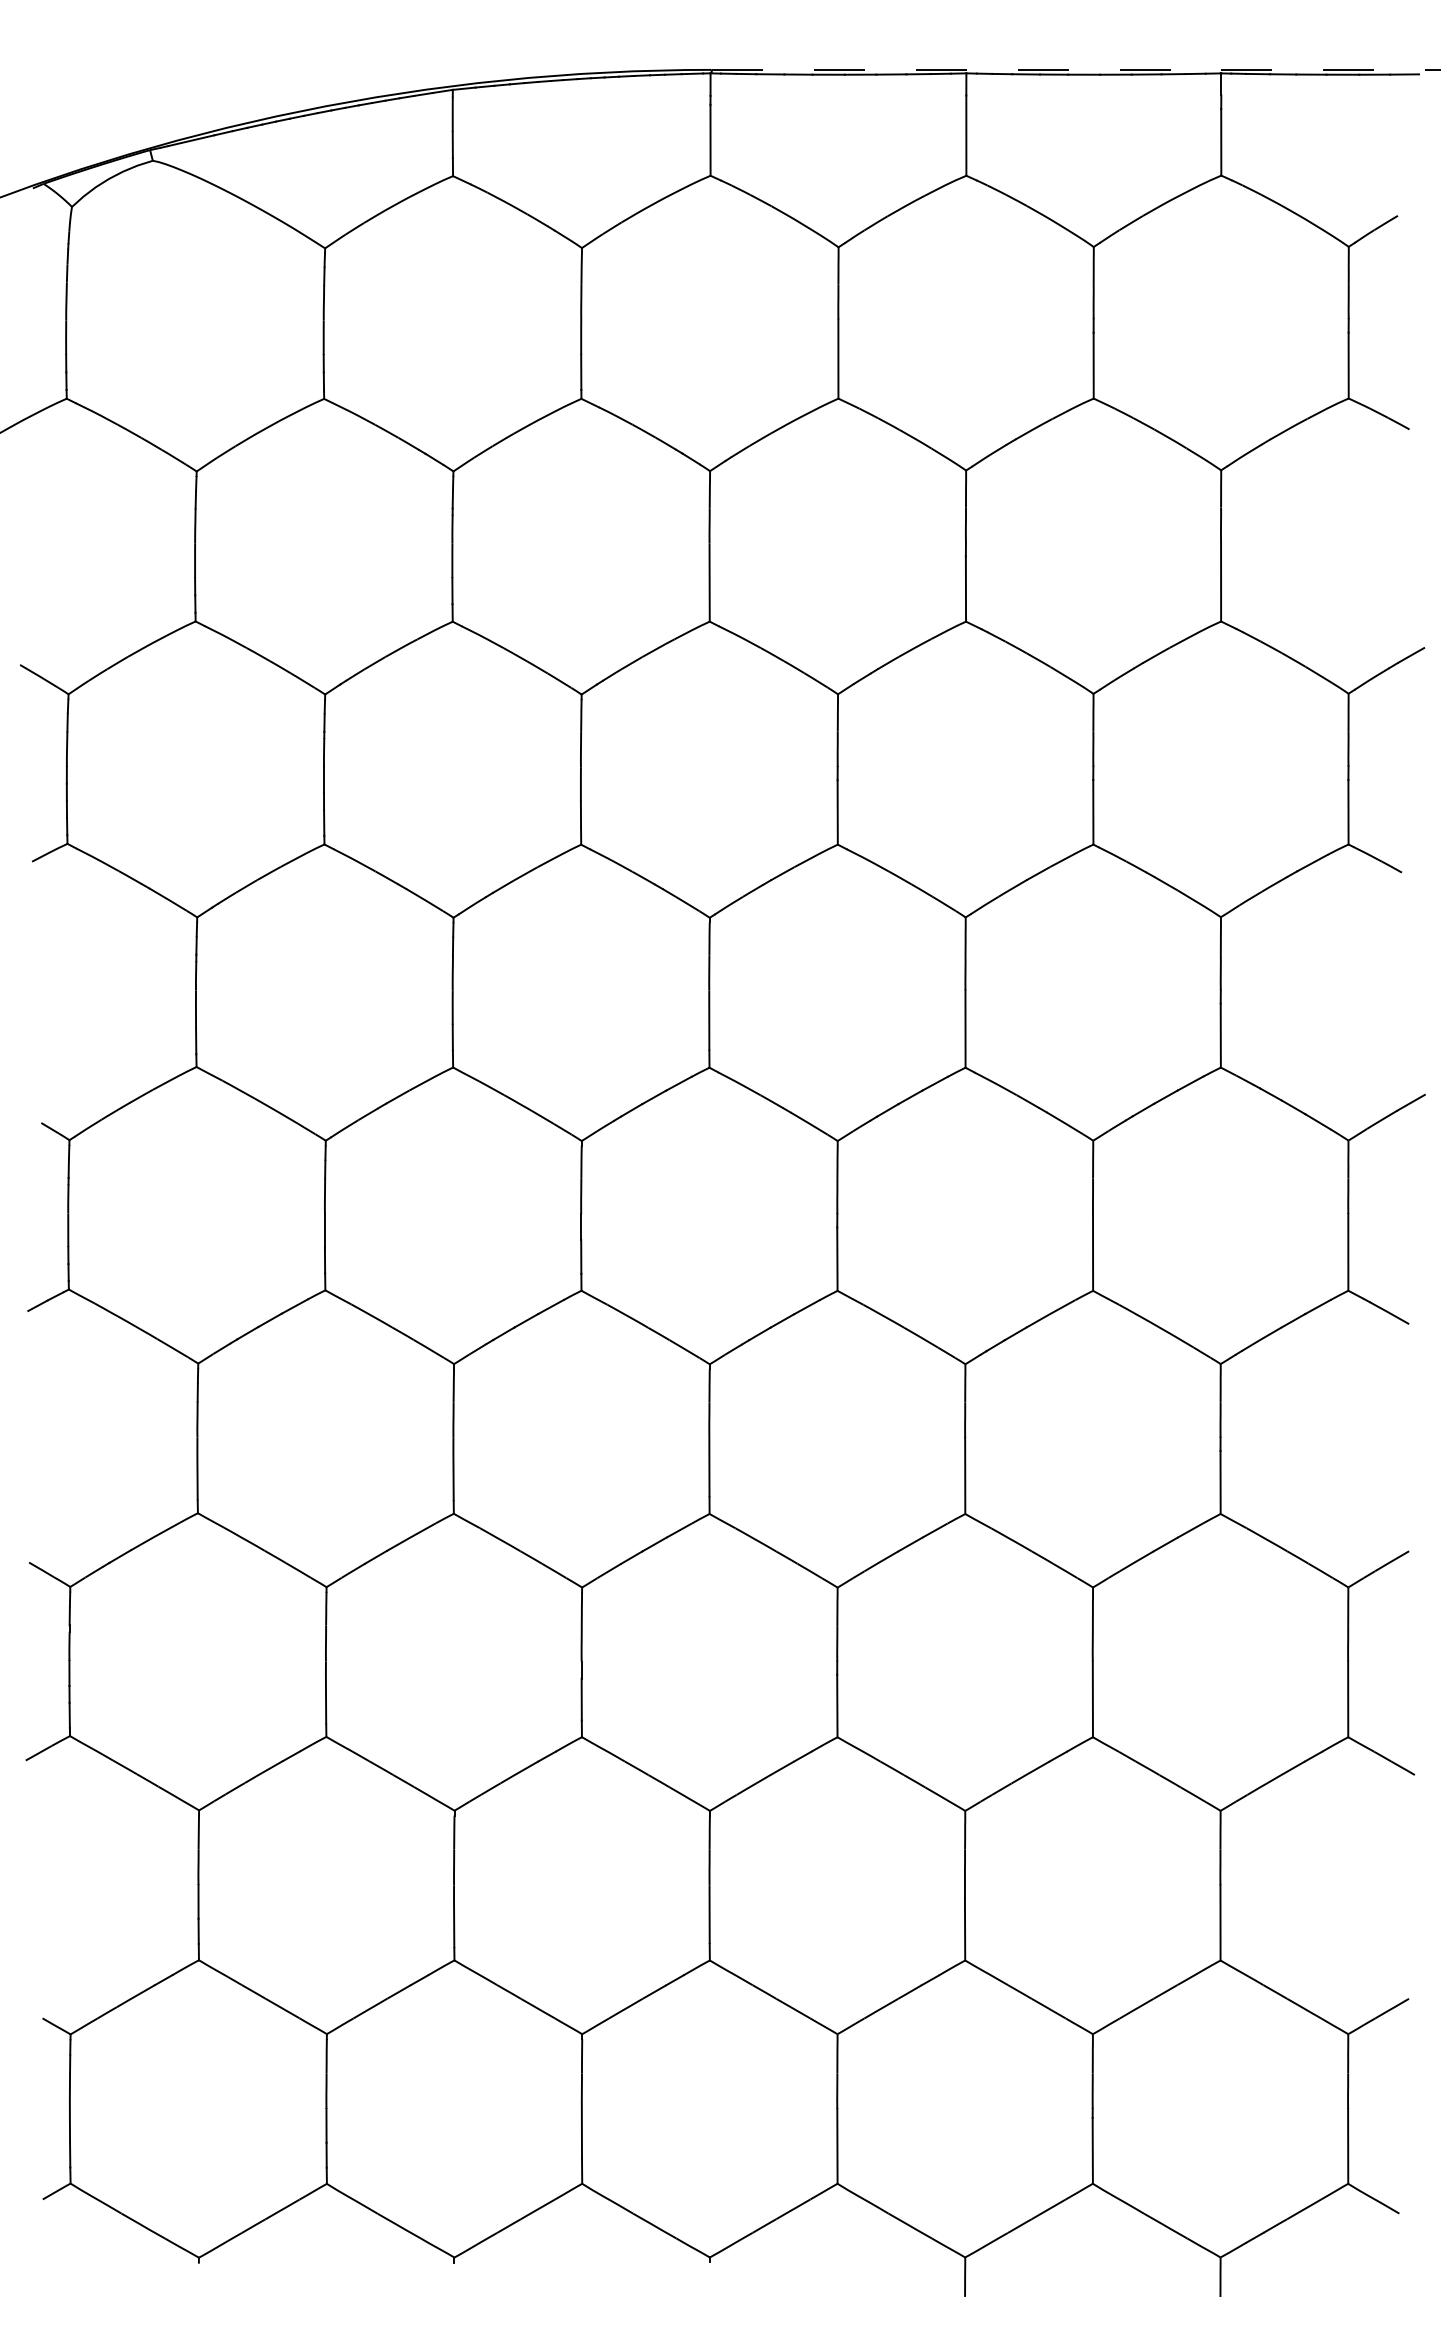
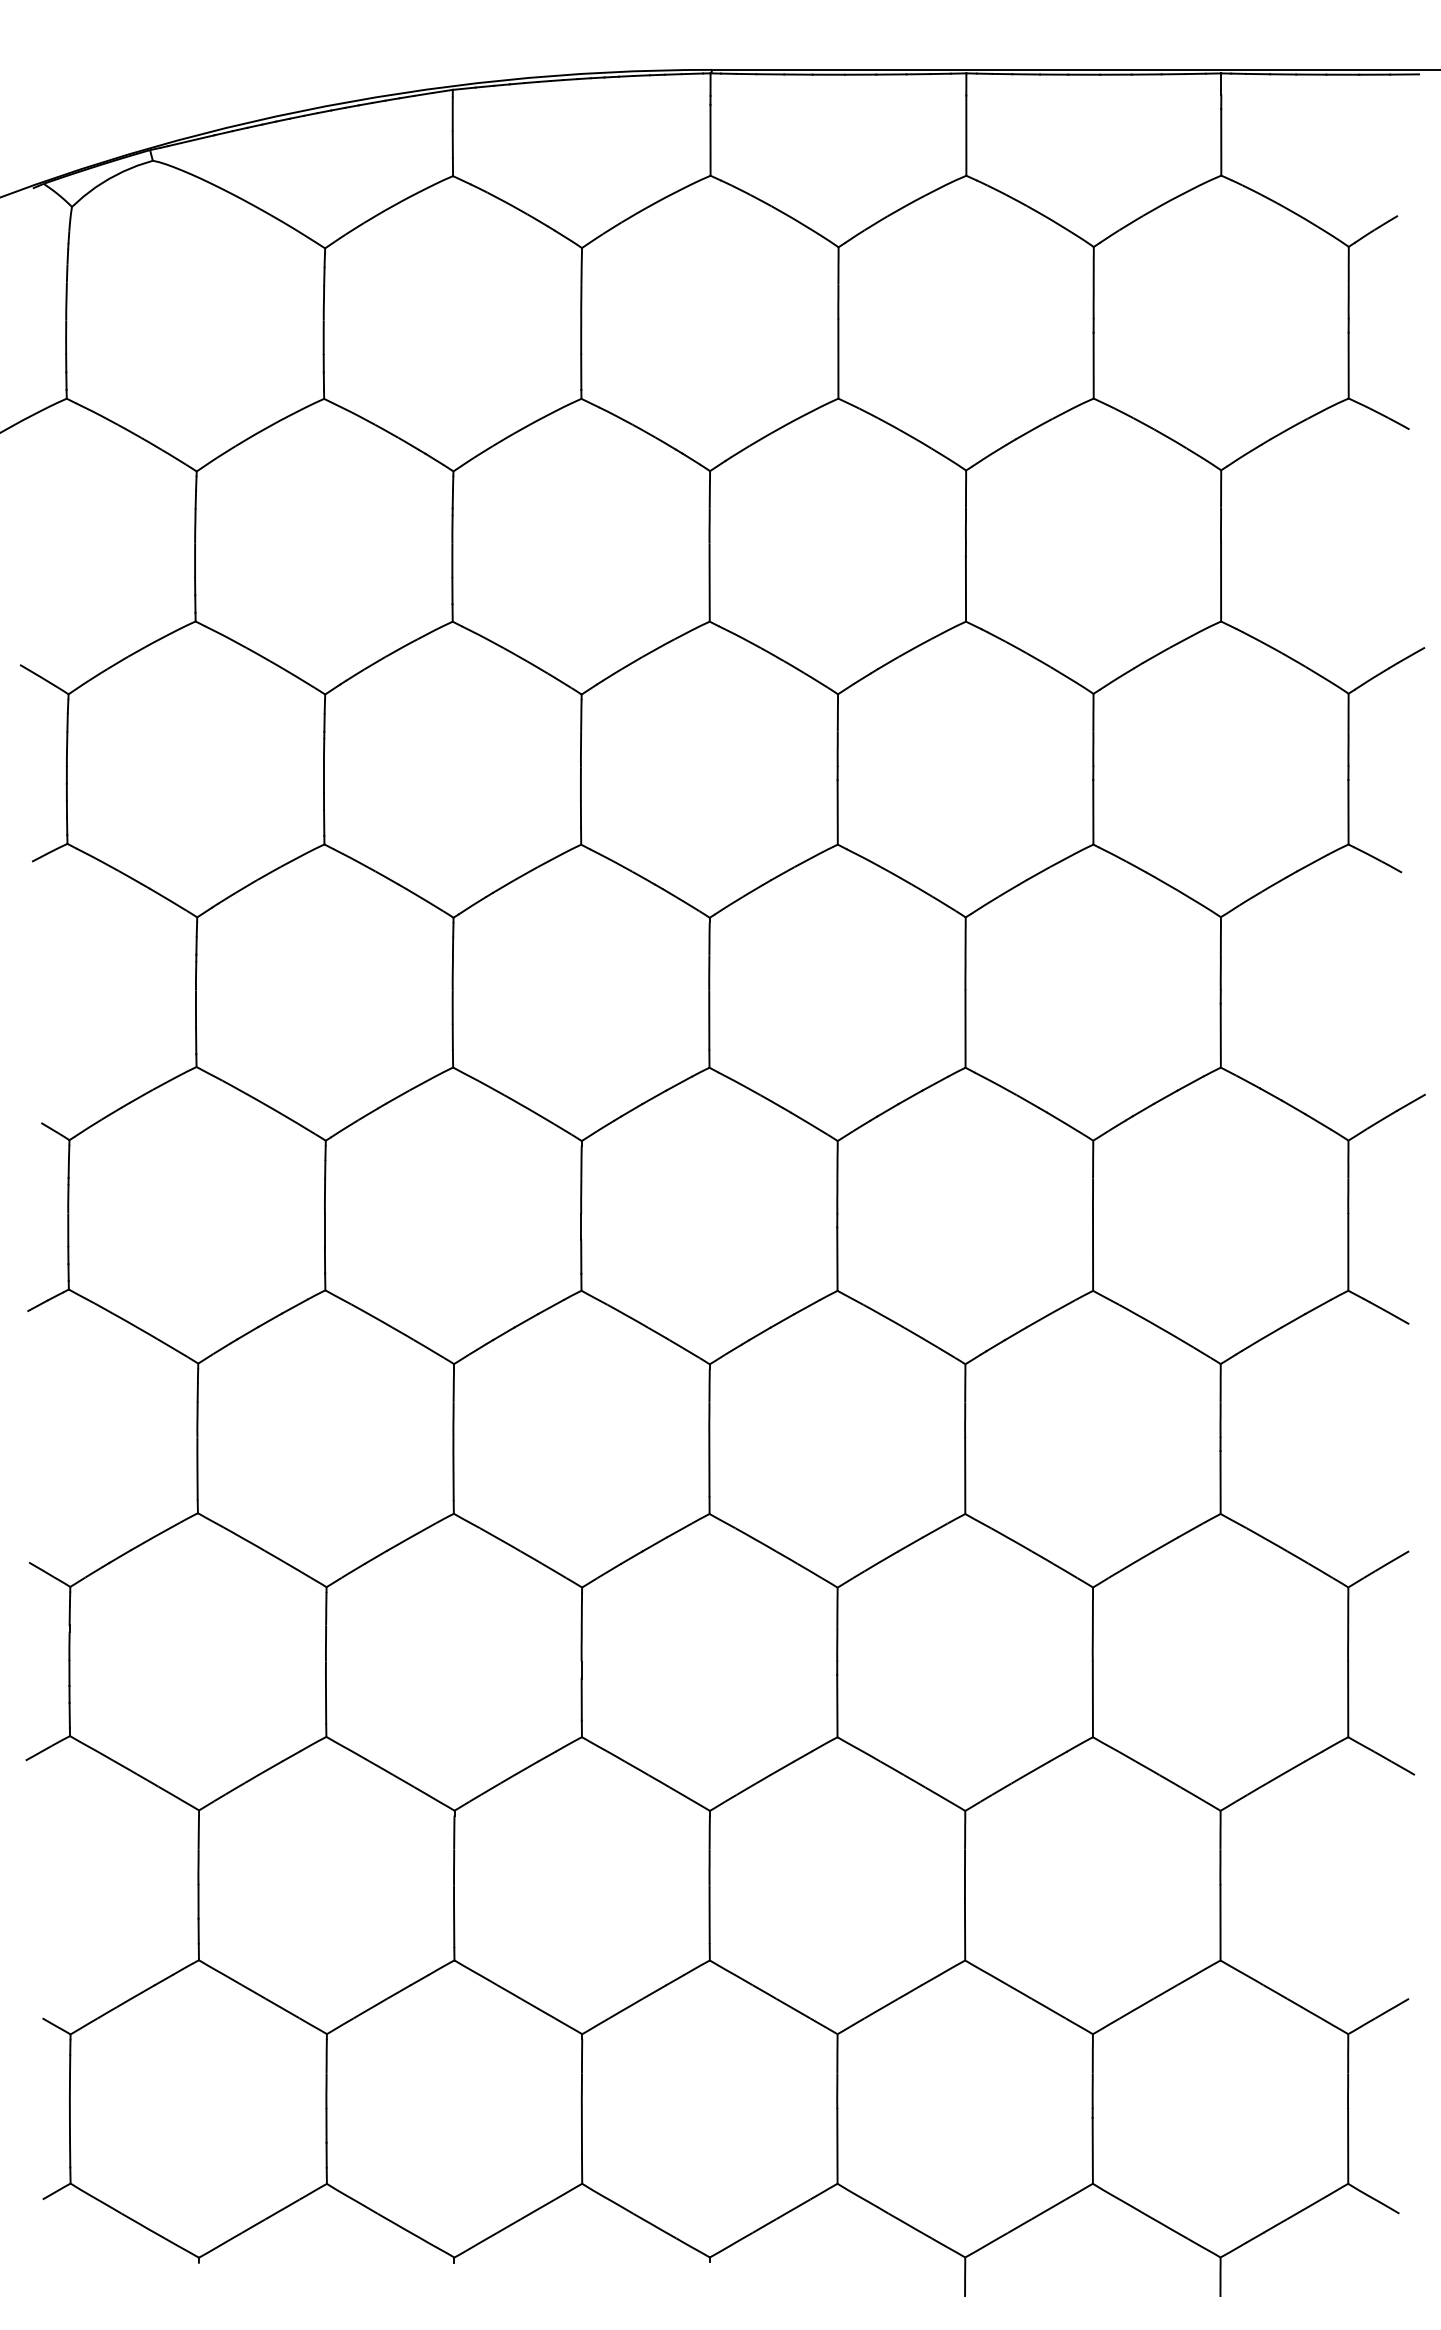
line: dashed -> solid (1076, 69)
